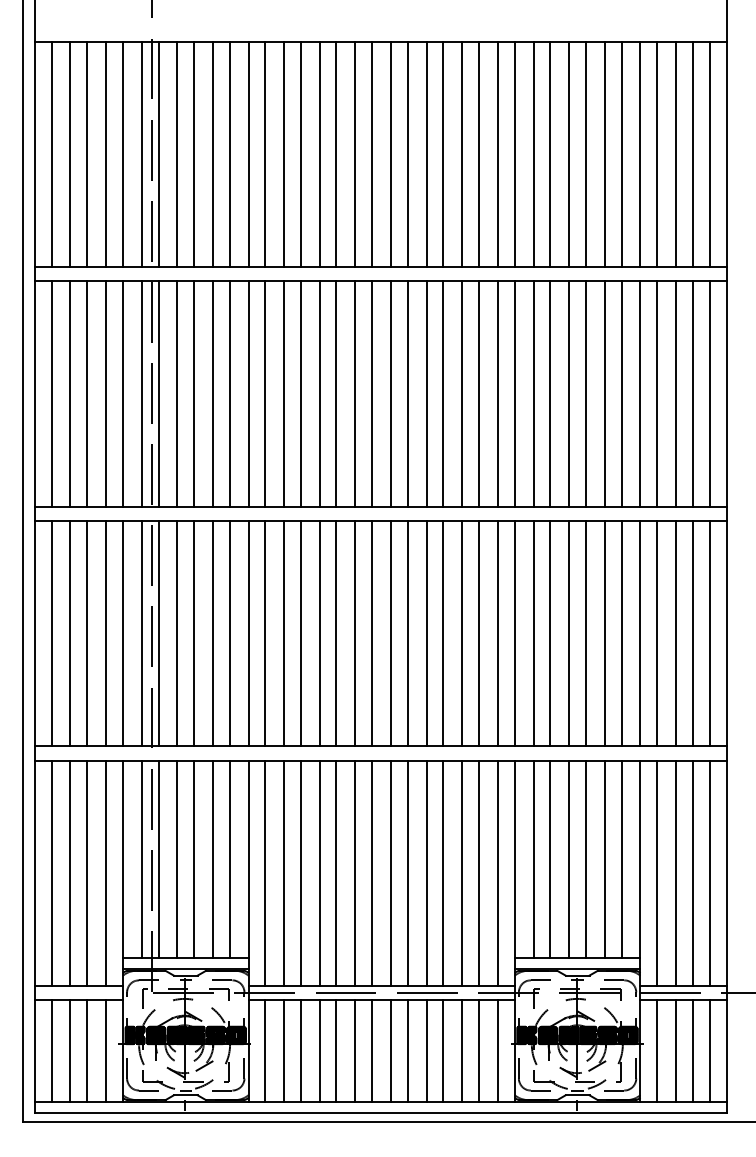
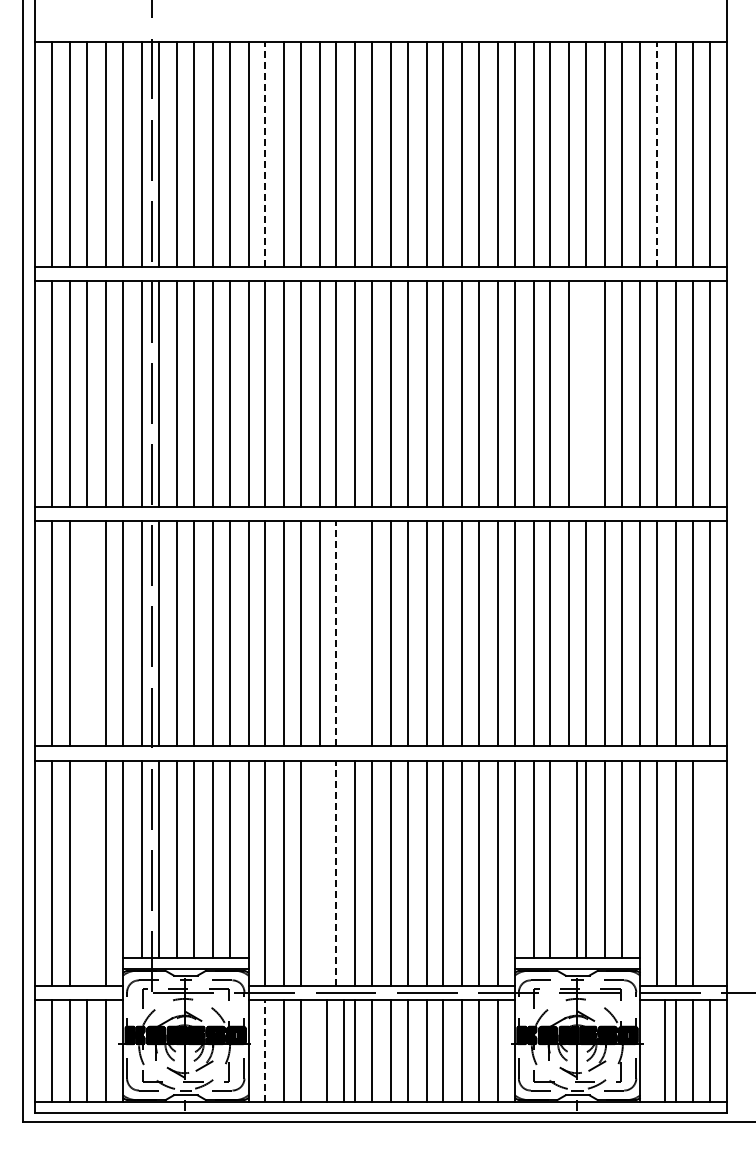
line: solid -> dashed (265, 154)
line: solid -> dashed (657, 154)
line: present -> none (585, 393)
line: present -> none (87, 633)
line: solid -> dashed (336, 633)
line: present -> none (355, 633)
line position: (569, 859) -> (577, 859) (577, 859)
line: present -> none (87, 872)
line: present -> none (319, 872)
line: present -> none (710, 872)
line: solid -> dashed (336, 873)
line position: (319, 1050) -> (326, 1050) (326, 1050)
line position: (336, 1050) -> (344, 1050) (344, 1050)
line position: (657, 1050) -> (665, 1050) (665, 1050)
line: solid -> dashed (265, 1051)
